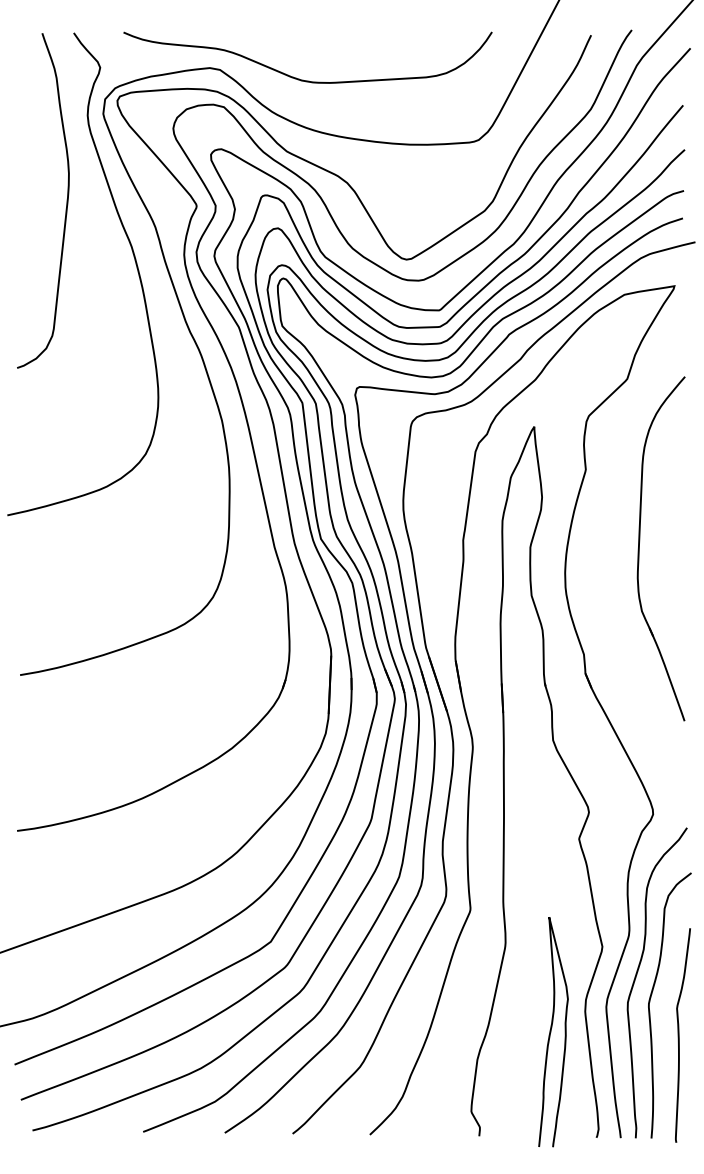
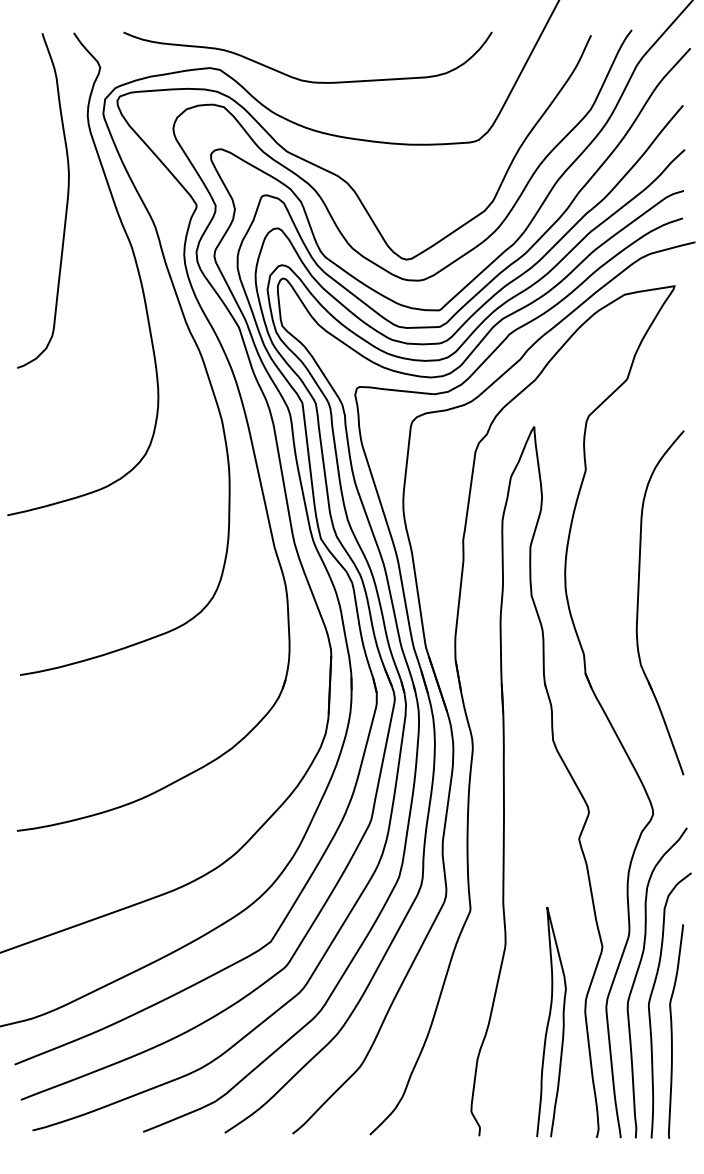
part position: (639, 548) -> (638, 602) (638, 602)
curve position: (551, 1032) -> (549, 1022) (549, 1022)
curve position: (679, 1035) -> (672, 1031) (672, 1031)
